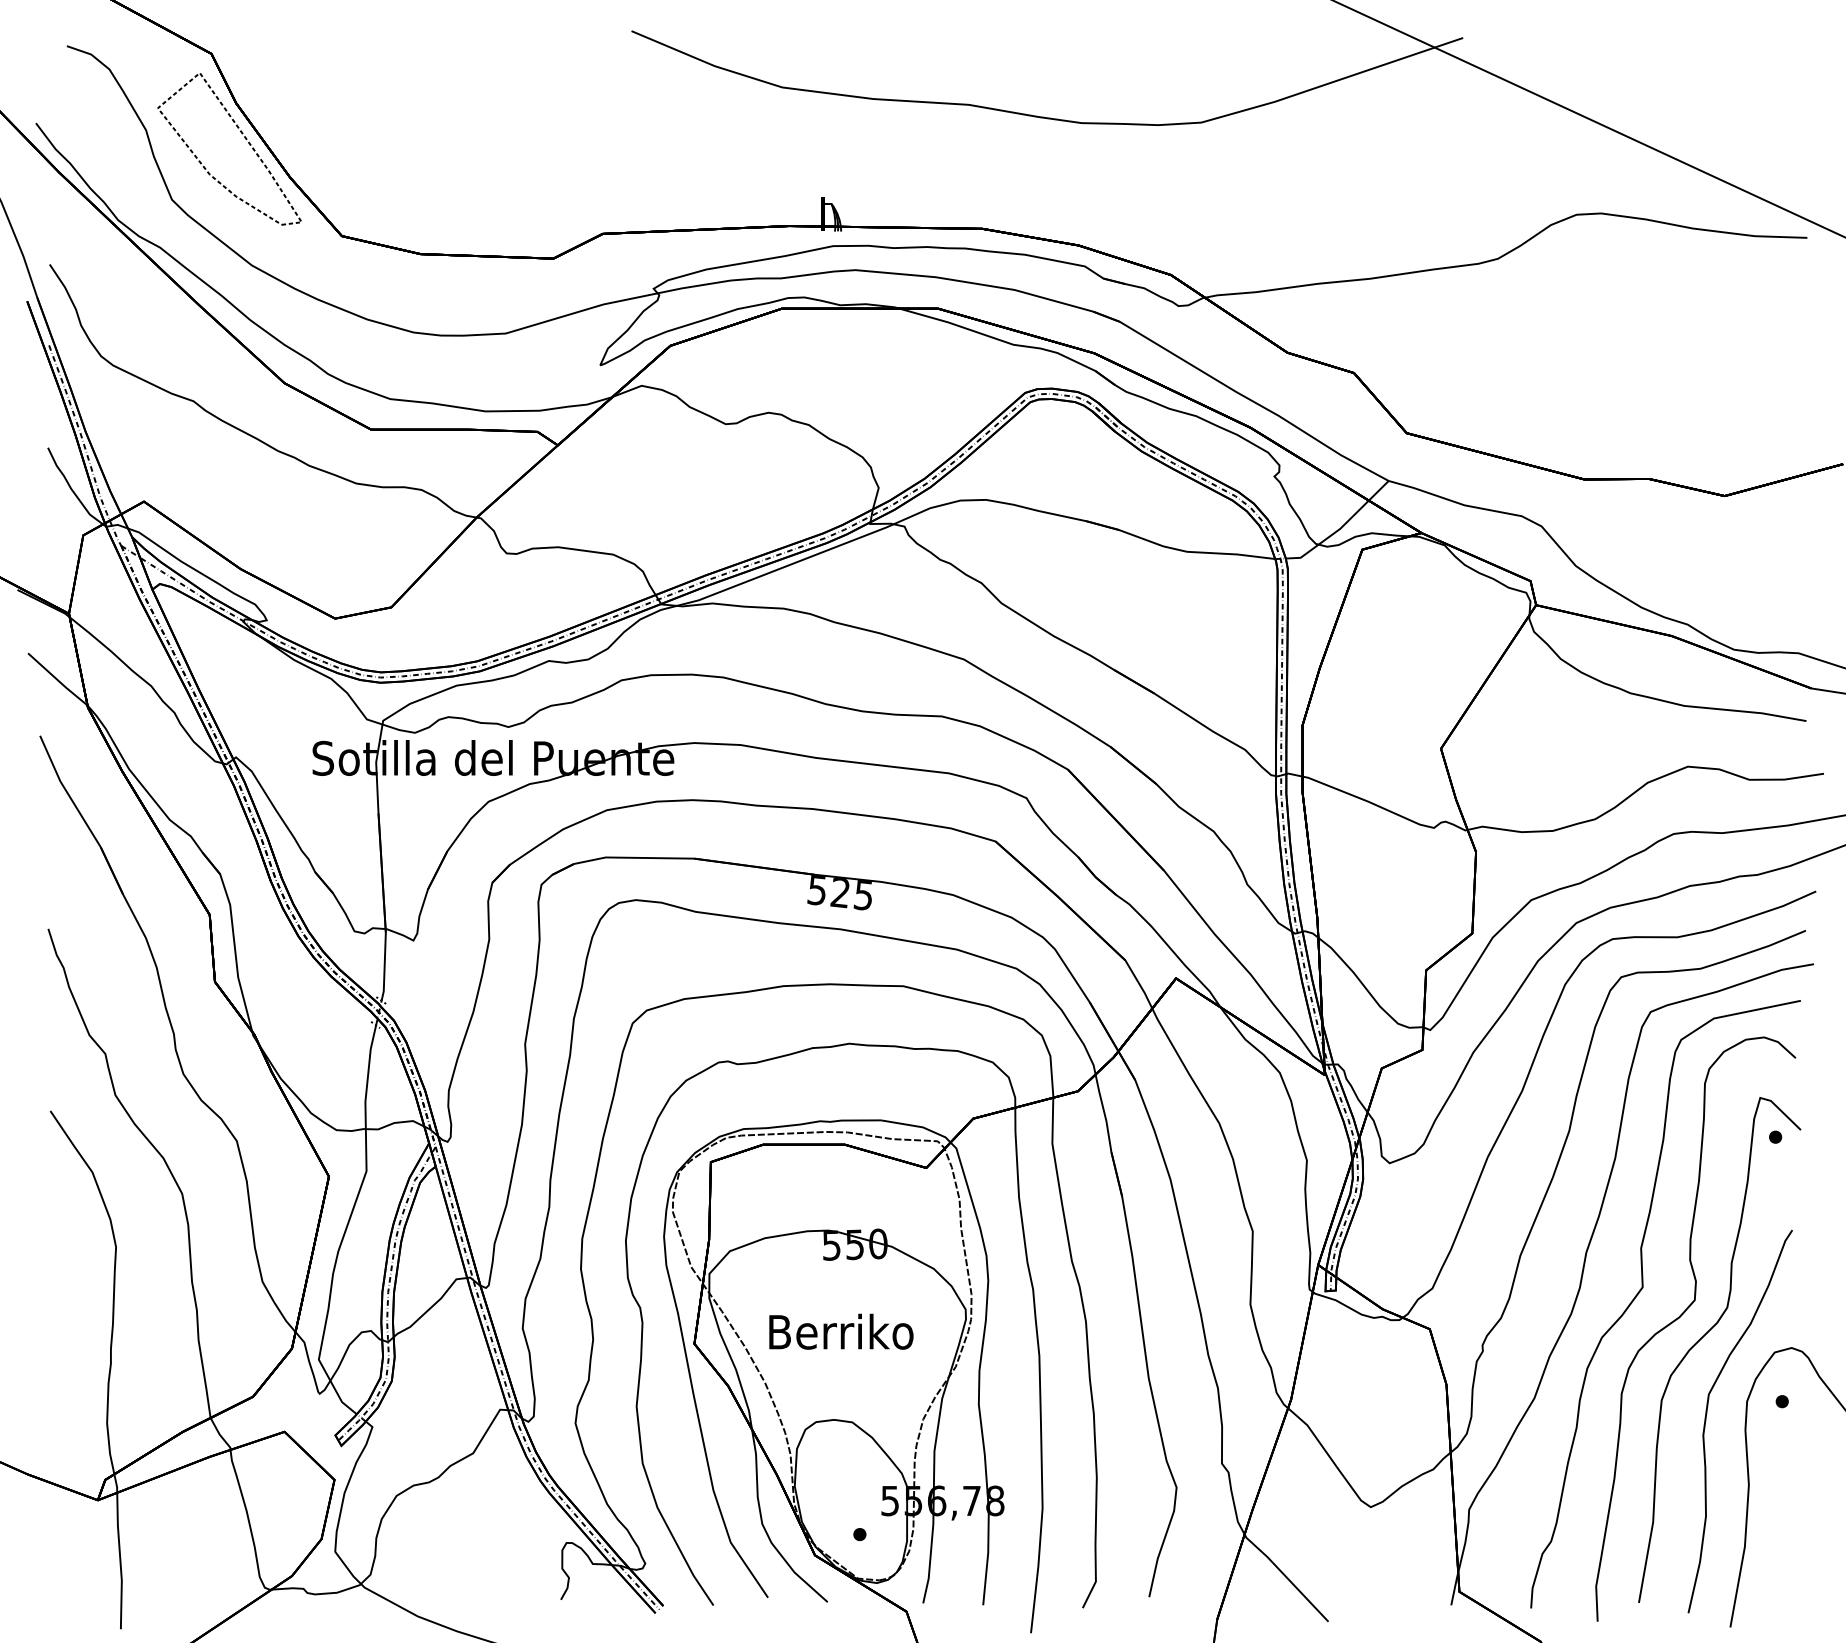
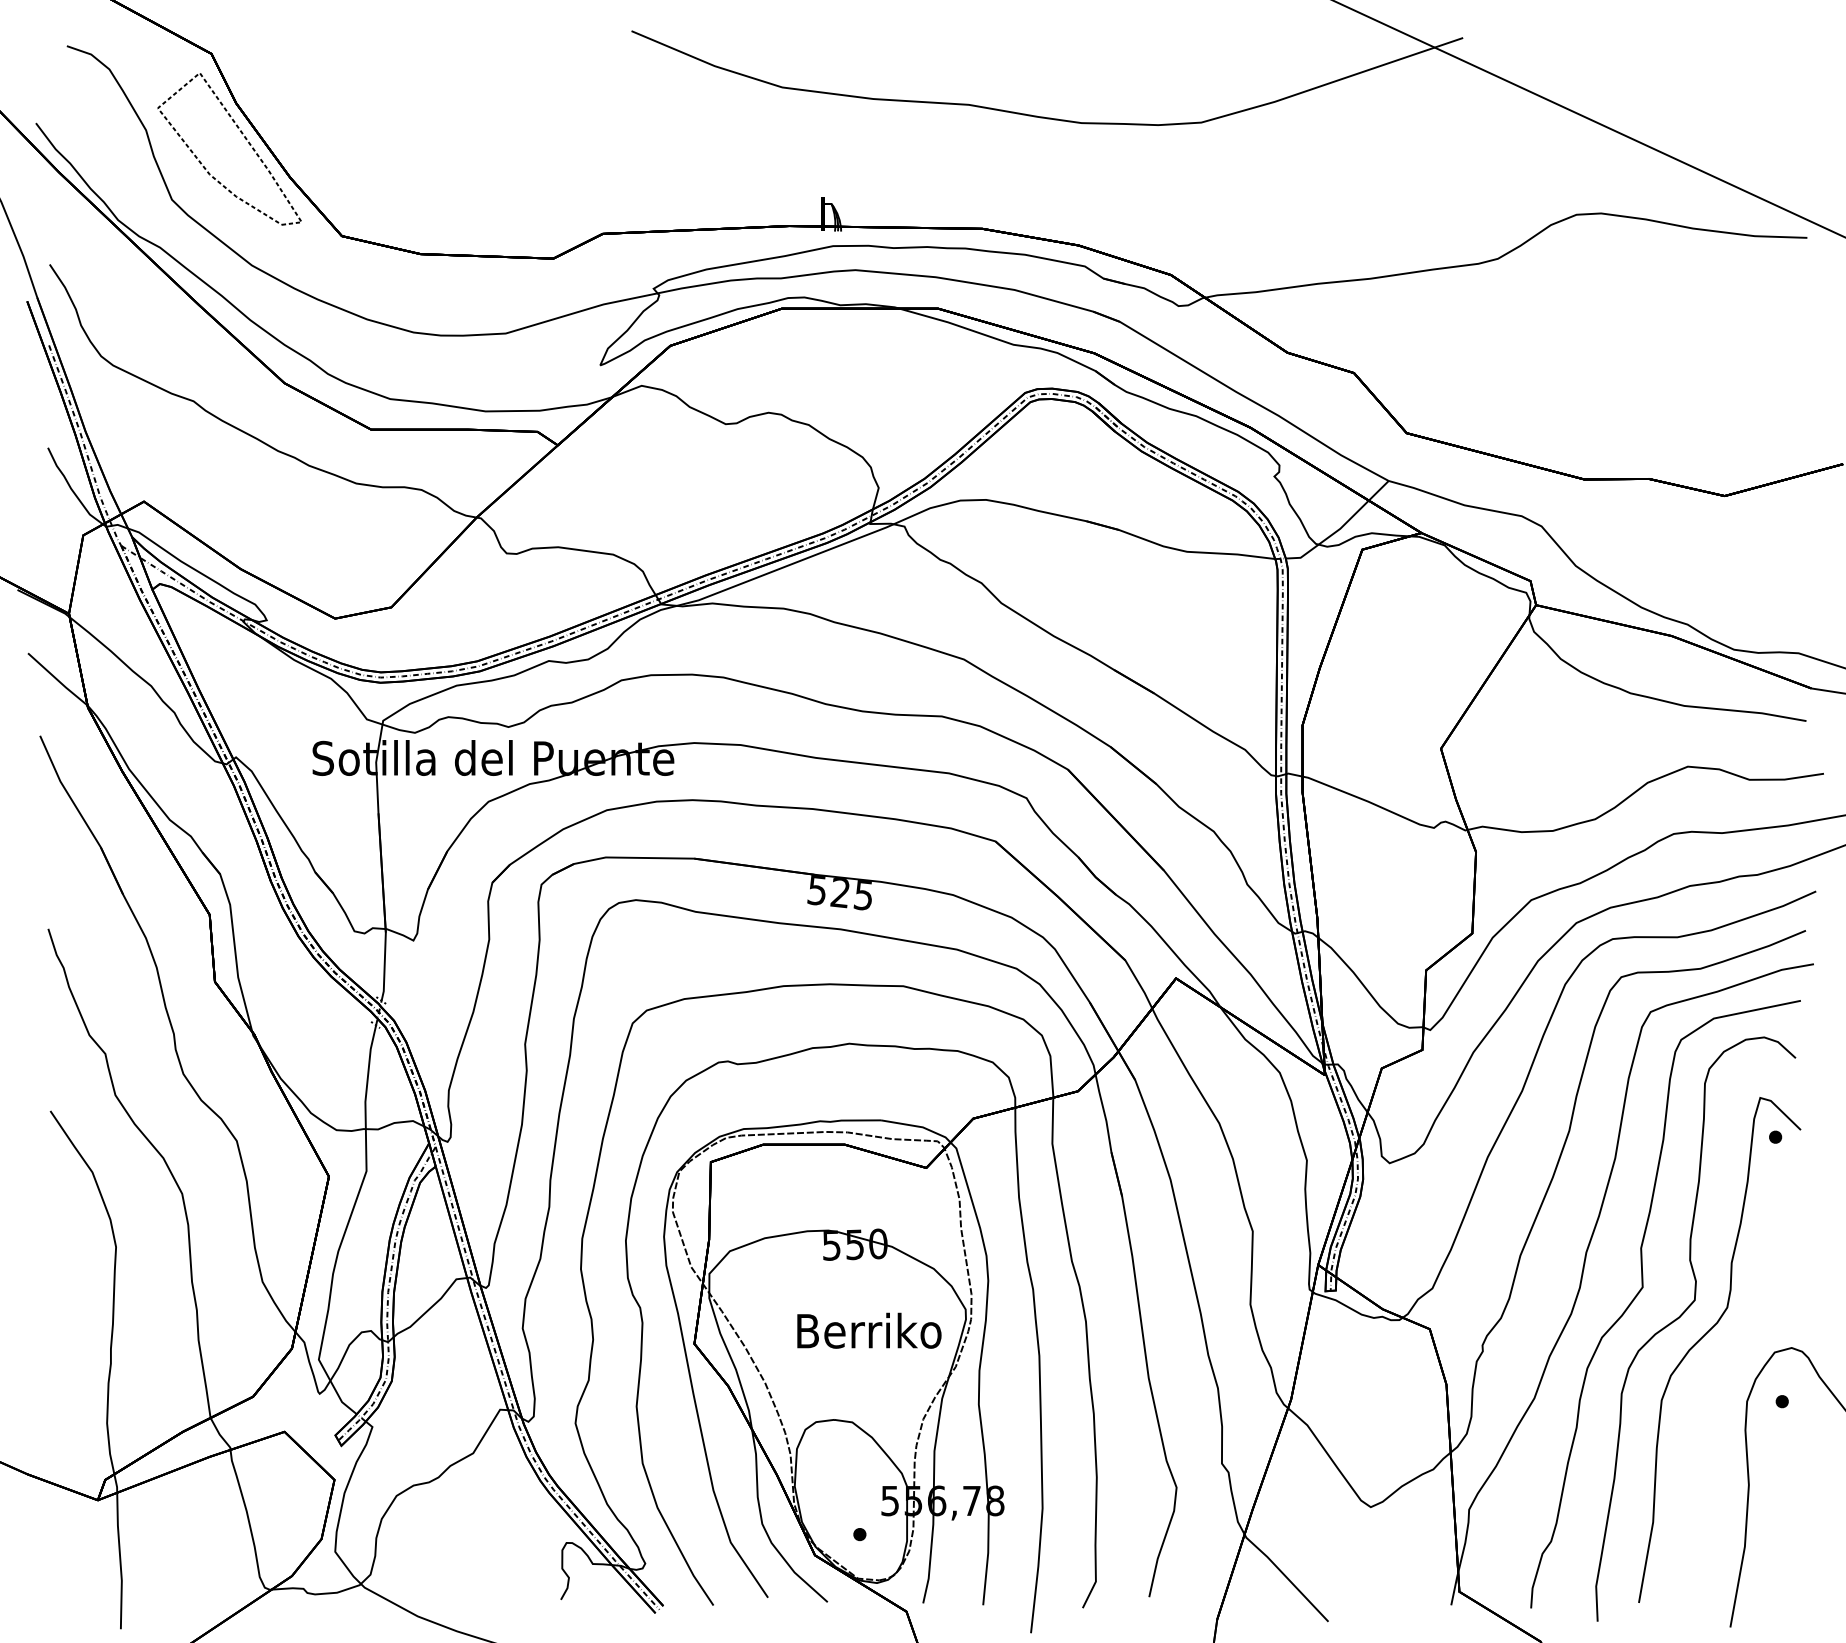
text position: (841, 1331) -> (869, 1330) (869, 1330)
curve: present -> none (1707, 1414)
